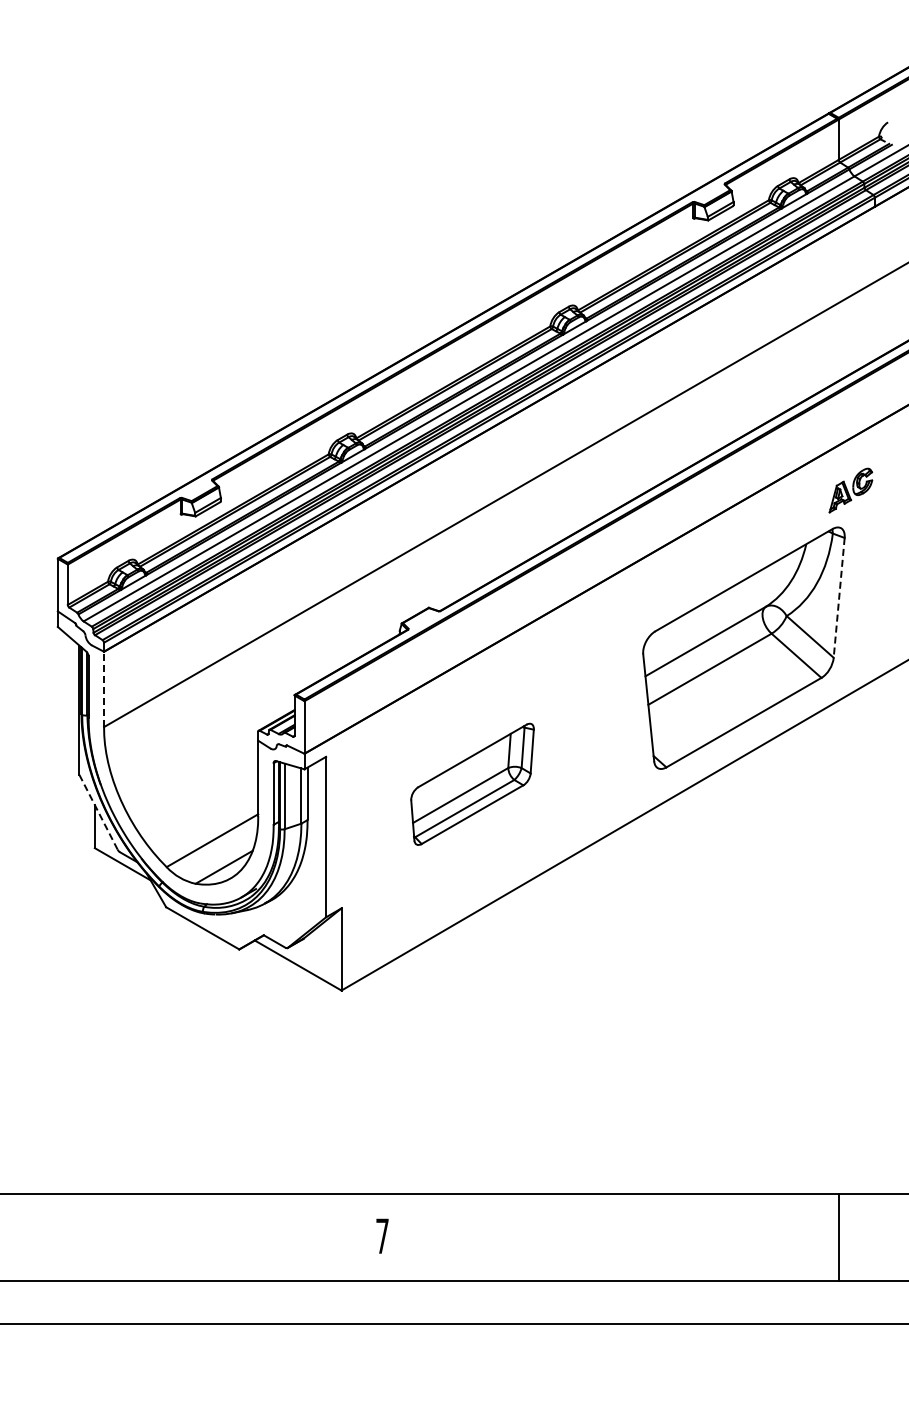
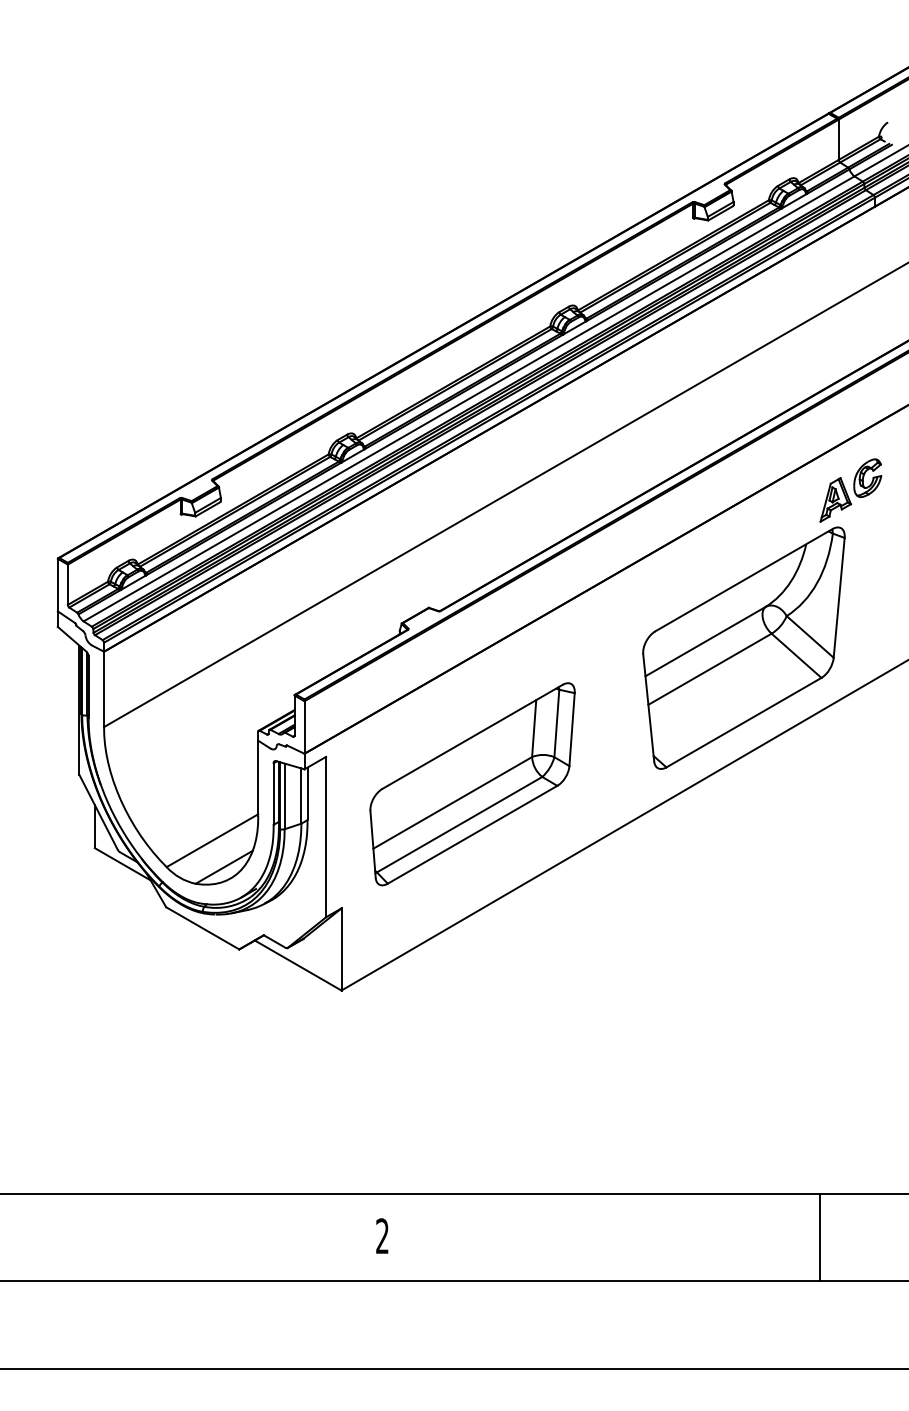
part size: 46x47 px -> 64x65 px (850, 490)
line: dashed -> solid (839, 598)
line: dashed -> solid (104, 689)
part size: 125x124 px -> 207x205 px (472, 784)
line: dashed -> solid (98, 812)
text: 7 -> 2 (382, 1235)
line position: (838, 1237) -> (819, 1237) (819, 1237)
line position: (453, 1323) -> (453, 1368) (453, 1368)
